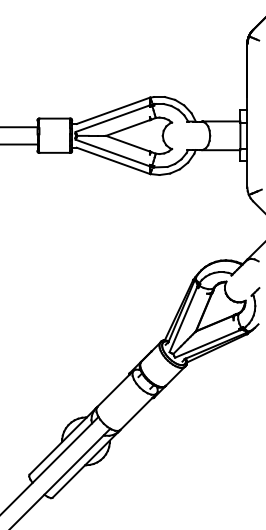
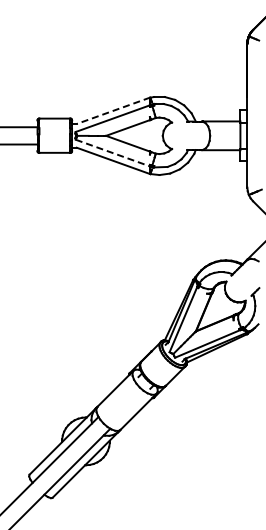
line: solid -> dashed (113, 110)
line: solid -> dashed (113, 153)
